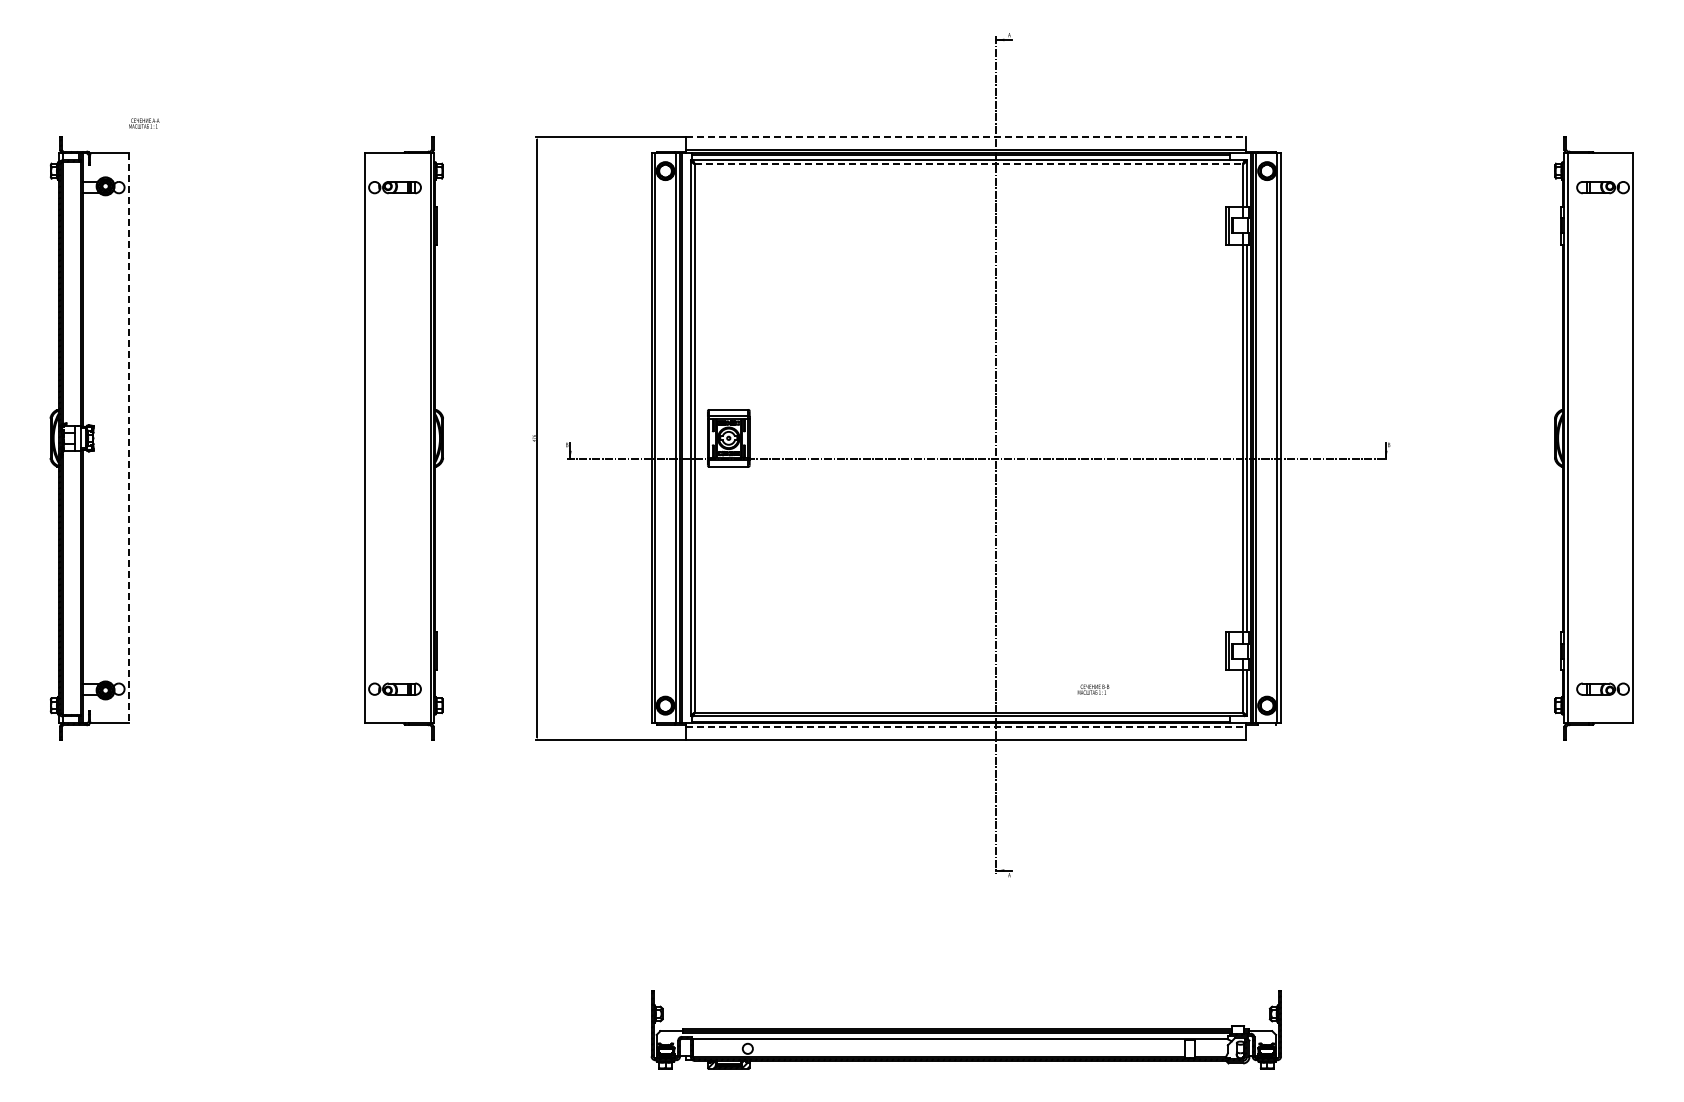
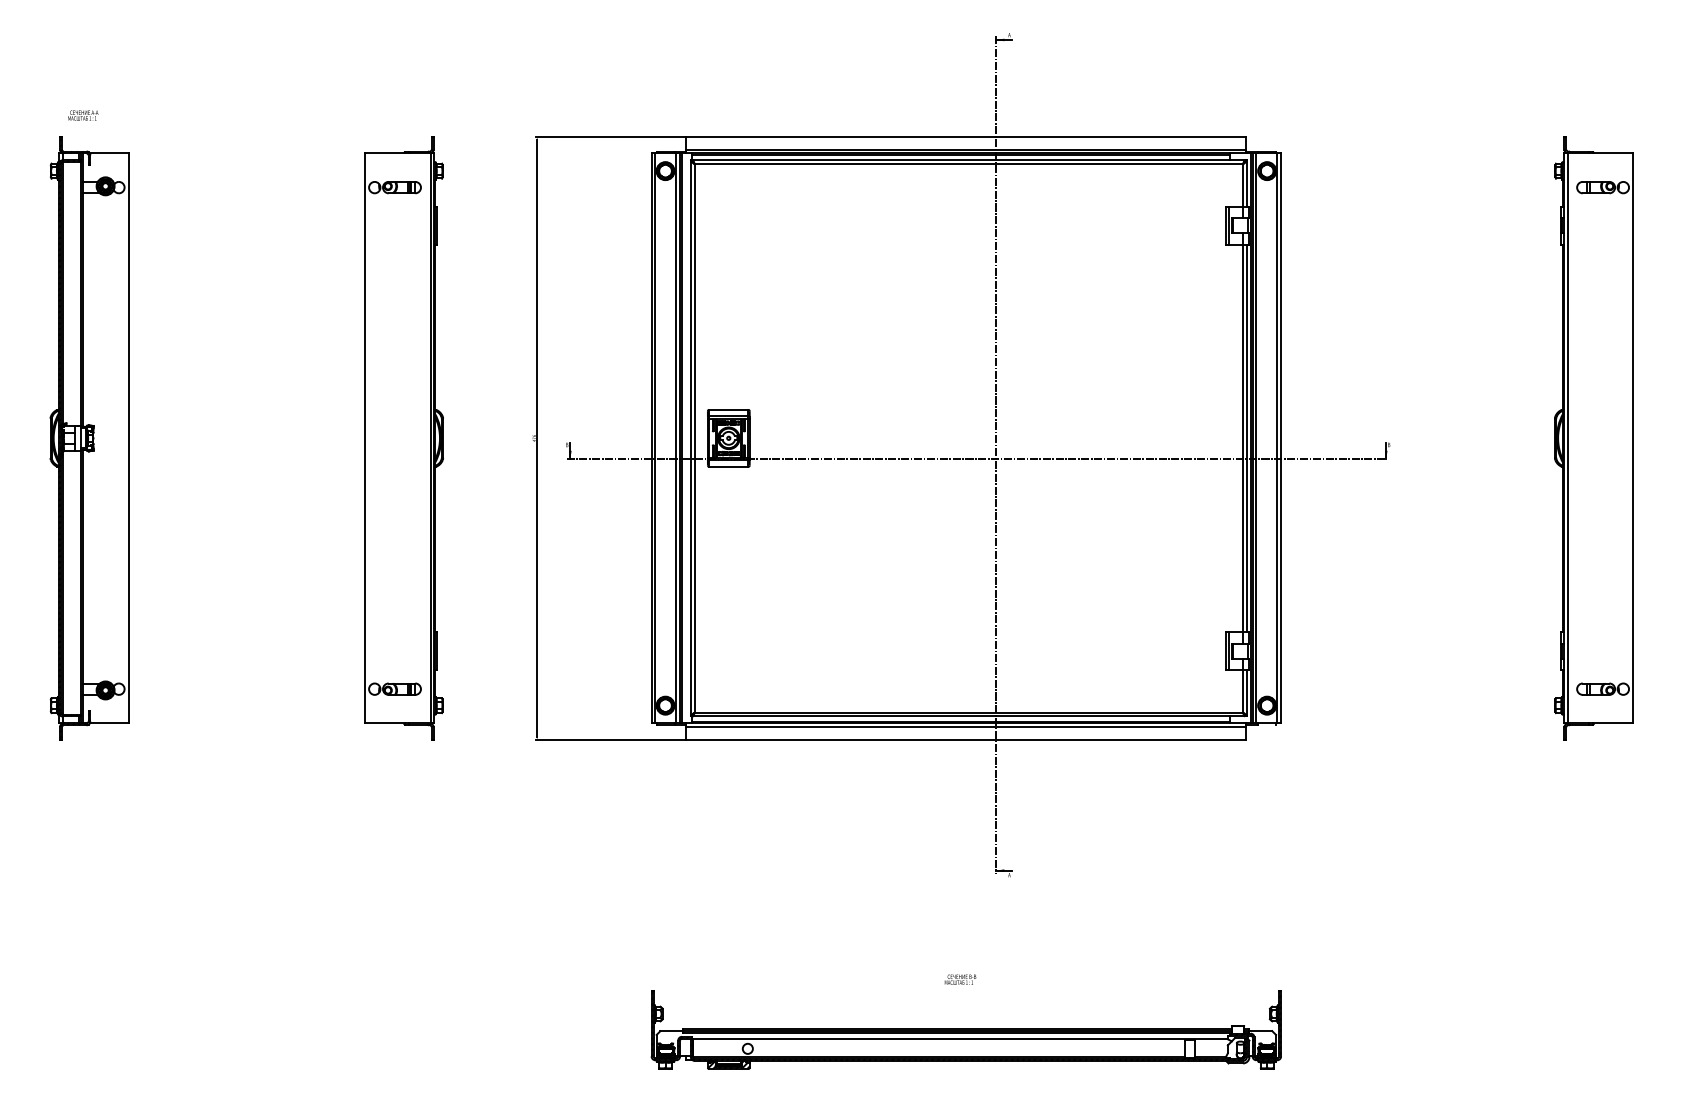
text position: (144, 123) -> (83, 115) (83, 115)
line: dashed -> solid (966, 136)
line: dashed -> solid (969, 164)
line: dashed -> solid (129, 438)
text position: (1093, 689) -> (960, 979) (960, 979)
line: dashed -> solid (966, 727)
